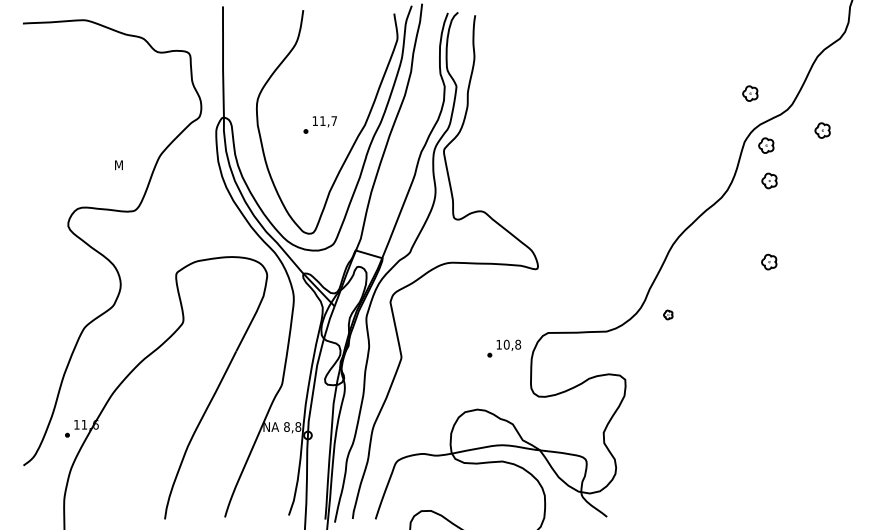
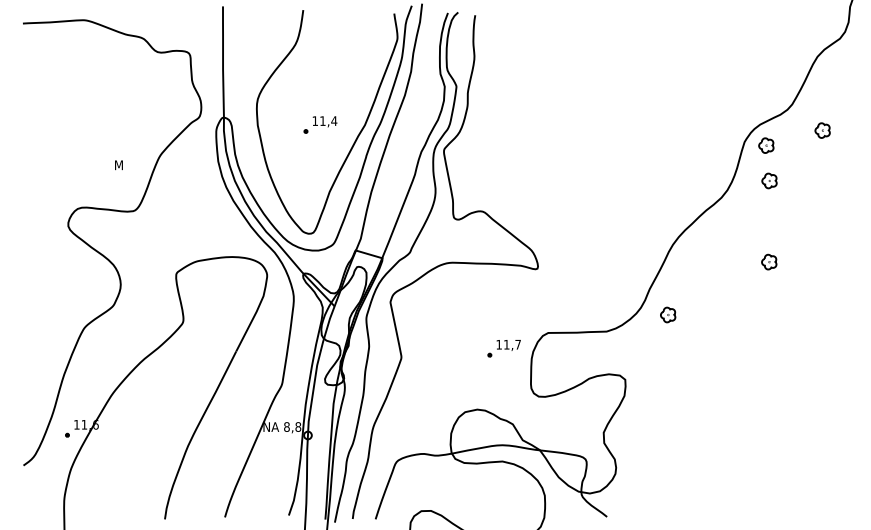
part: present -> none (750, 93)
text: 11,7 -> 11,4 (334, 120)
part size: 11x12 px -> 17x18 px (668, 314)
text: 10,8 -> 11,7 (512, 344)
